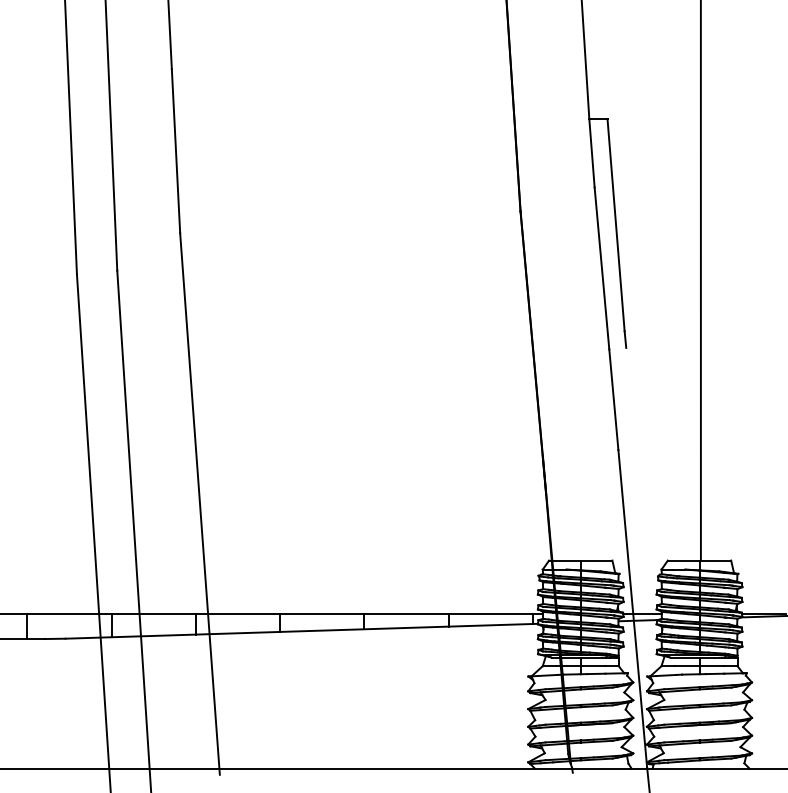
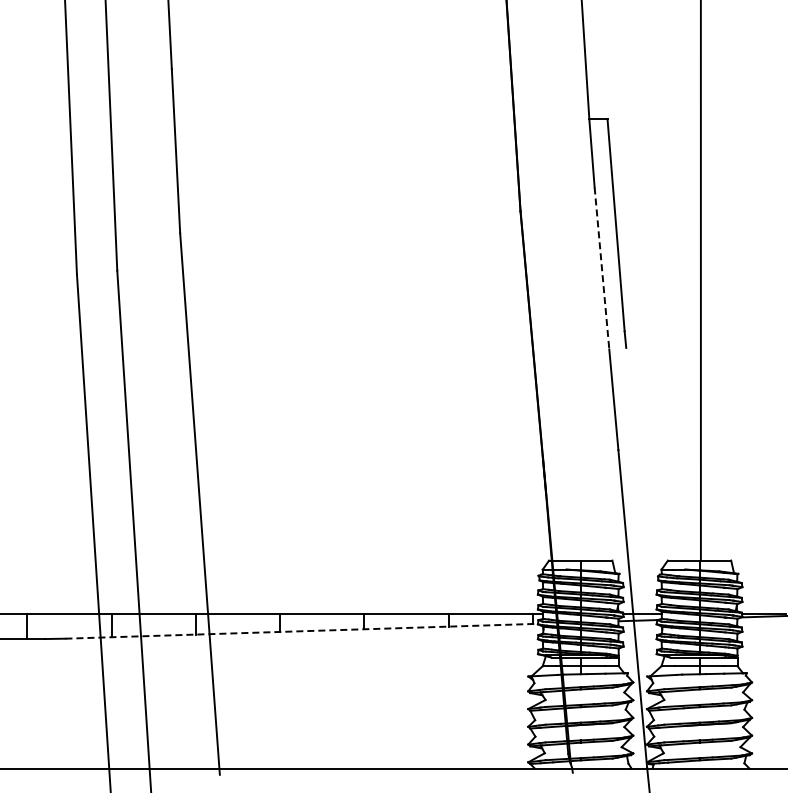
line: solid -> dashed (602, 268)
line: solid -> dashed (302, 631)
